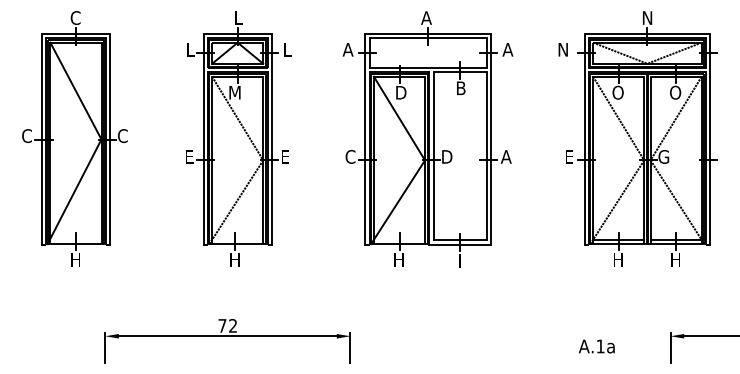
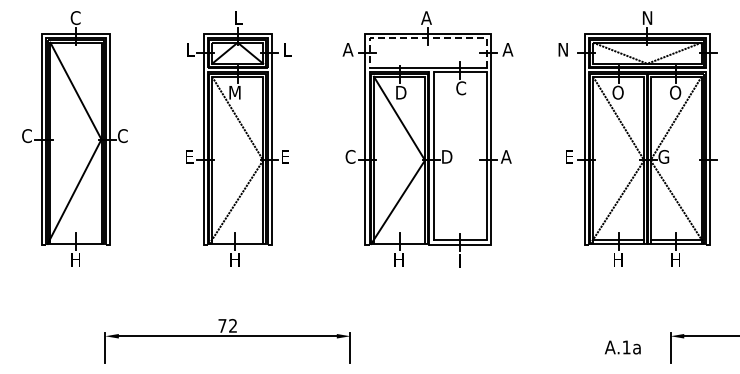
line: solid -> dashed (428, 38)
text: B -> C (461, 88)
text position: (596, 346) -> (622, 347) (622, 347)
